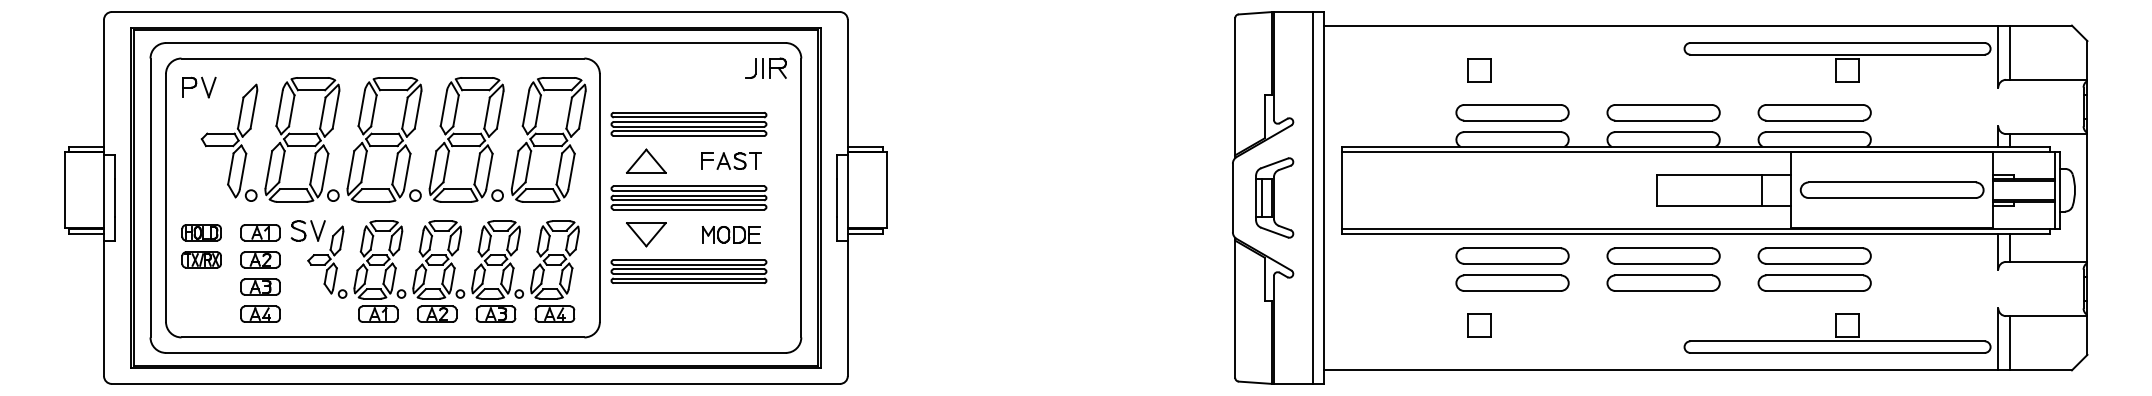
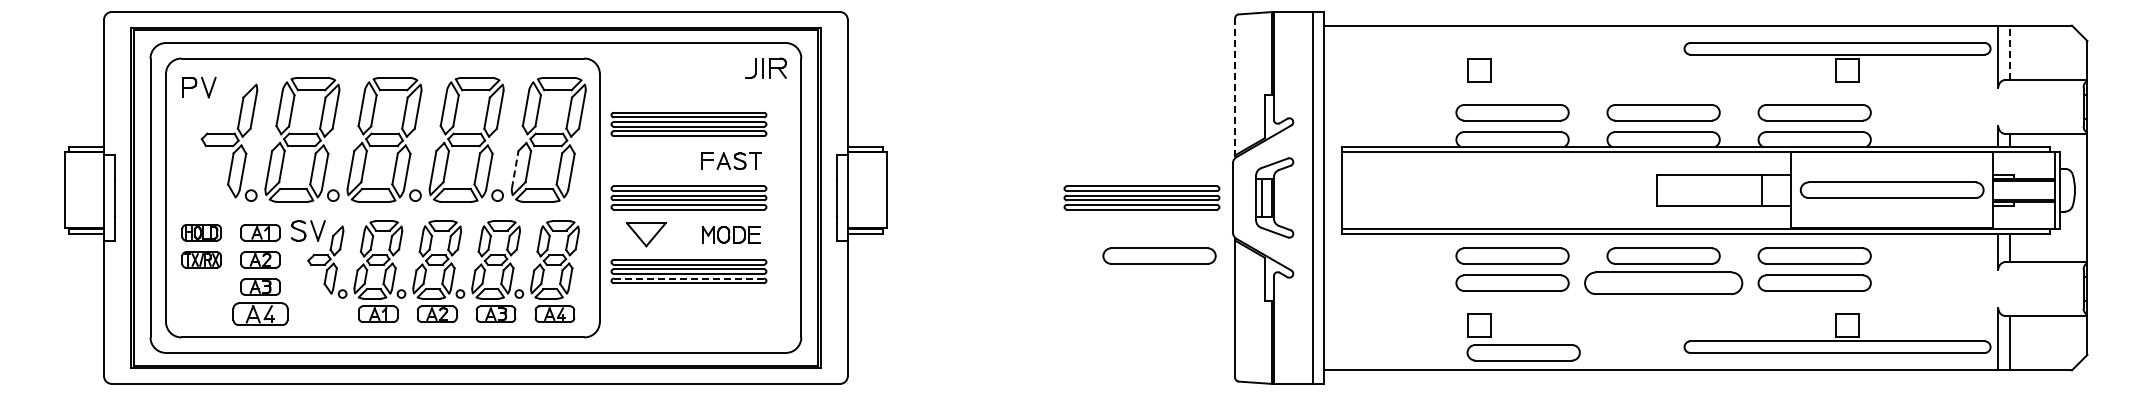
line: solid -> dashed (2009, 52)
line: solid -> dashed (1235, 88)
part: present -> none (646, 160)
line: solid -> dashed (515, 169)
part: none -> present (1141, 197)
part: none -> present (1159, 255)
line: solid -> dashed (689, 278)
part size: 115x18 px -> 160x24 px (1663, 282)
part size: 41x18 px -> 57x24 px (260, 313)
part: none -> present (1523, 352)
